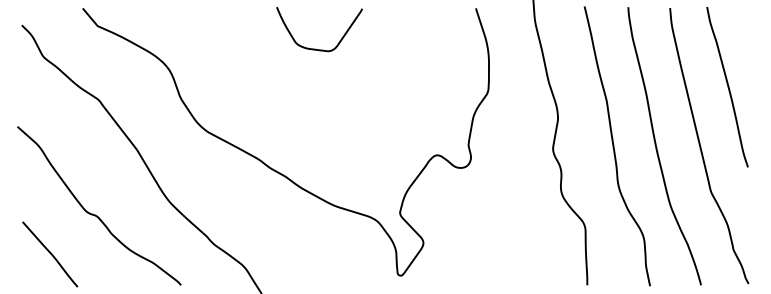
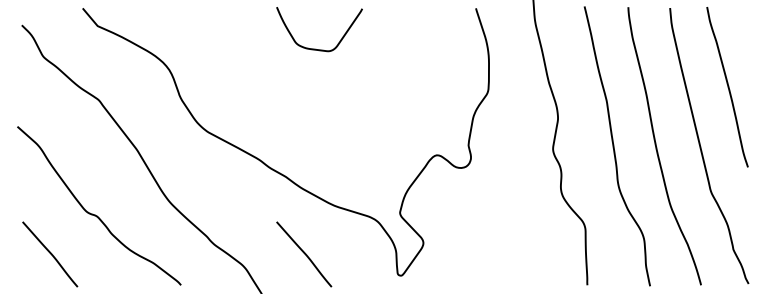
curve: none -> present (304, 254)
